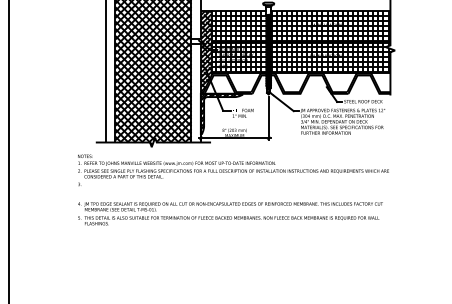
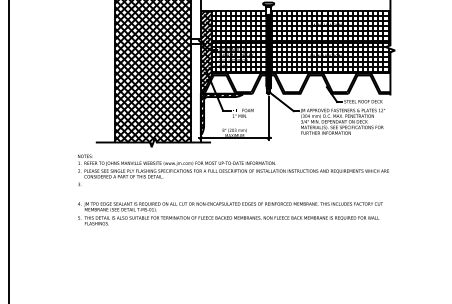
line: present -> none (106, 72)
